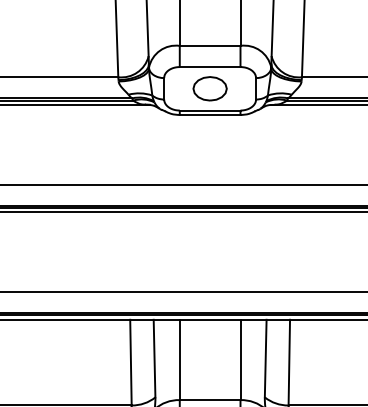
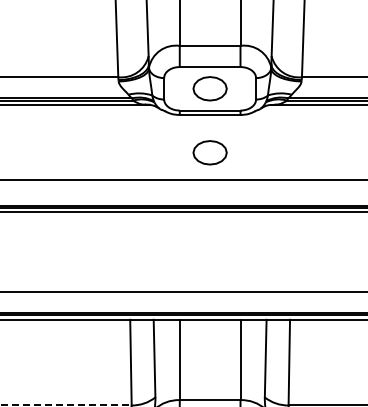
part: none -> present (209, 152)
line position: (183, 184) -> (183, 179) (183, 179)
line: solid -> dashed (65, 405)
